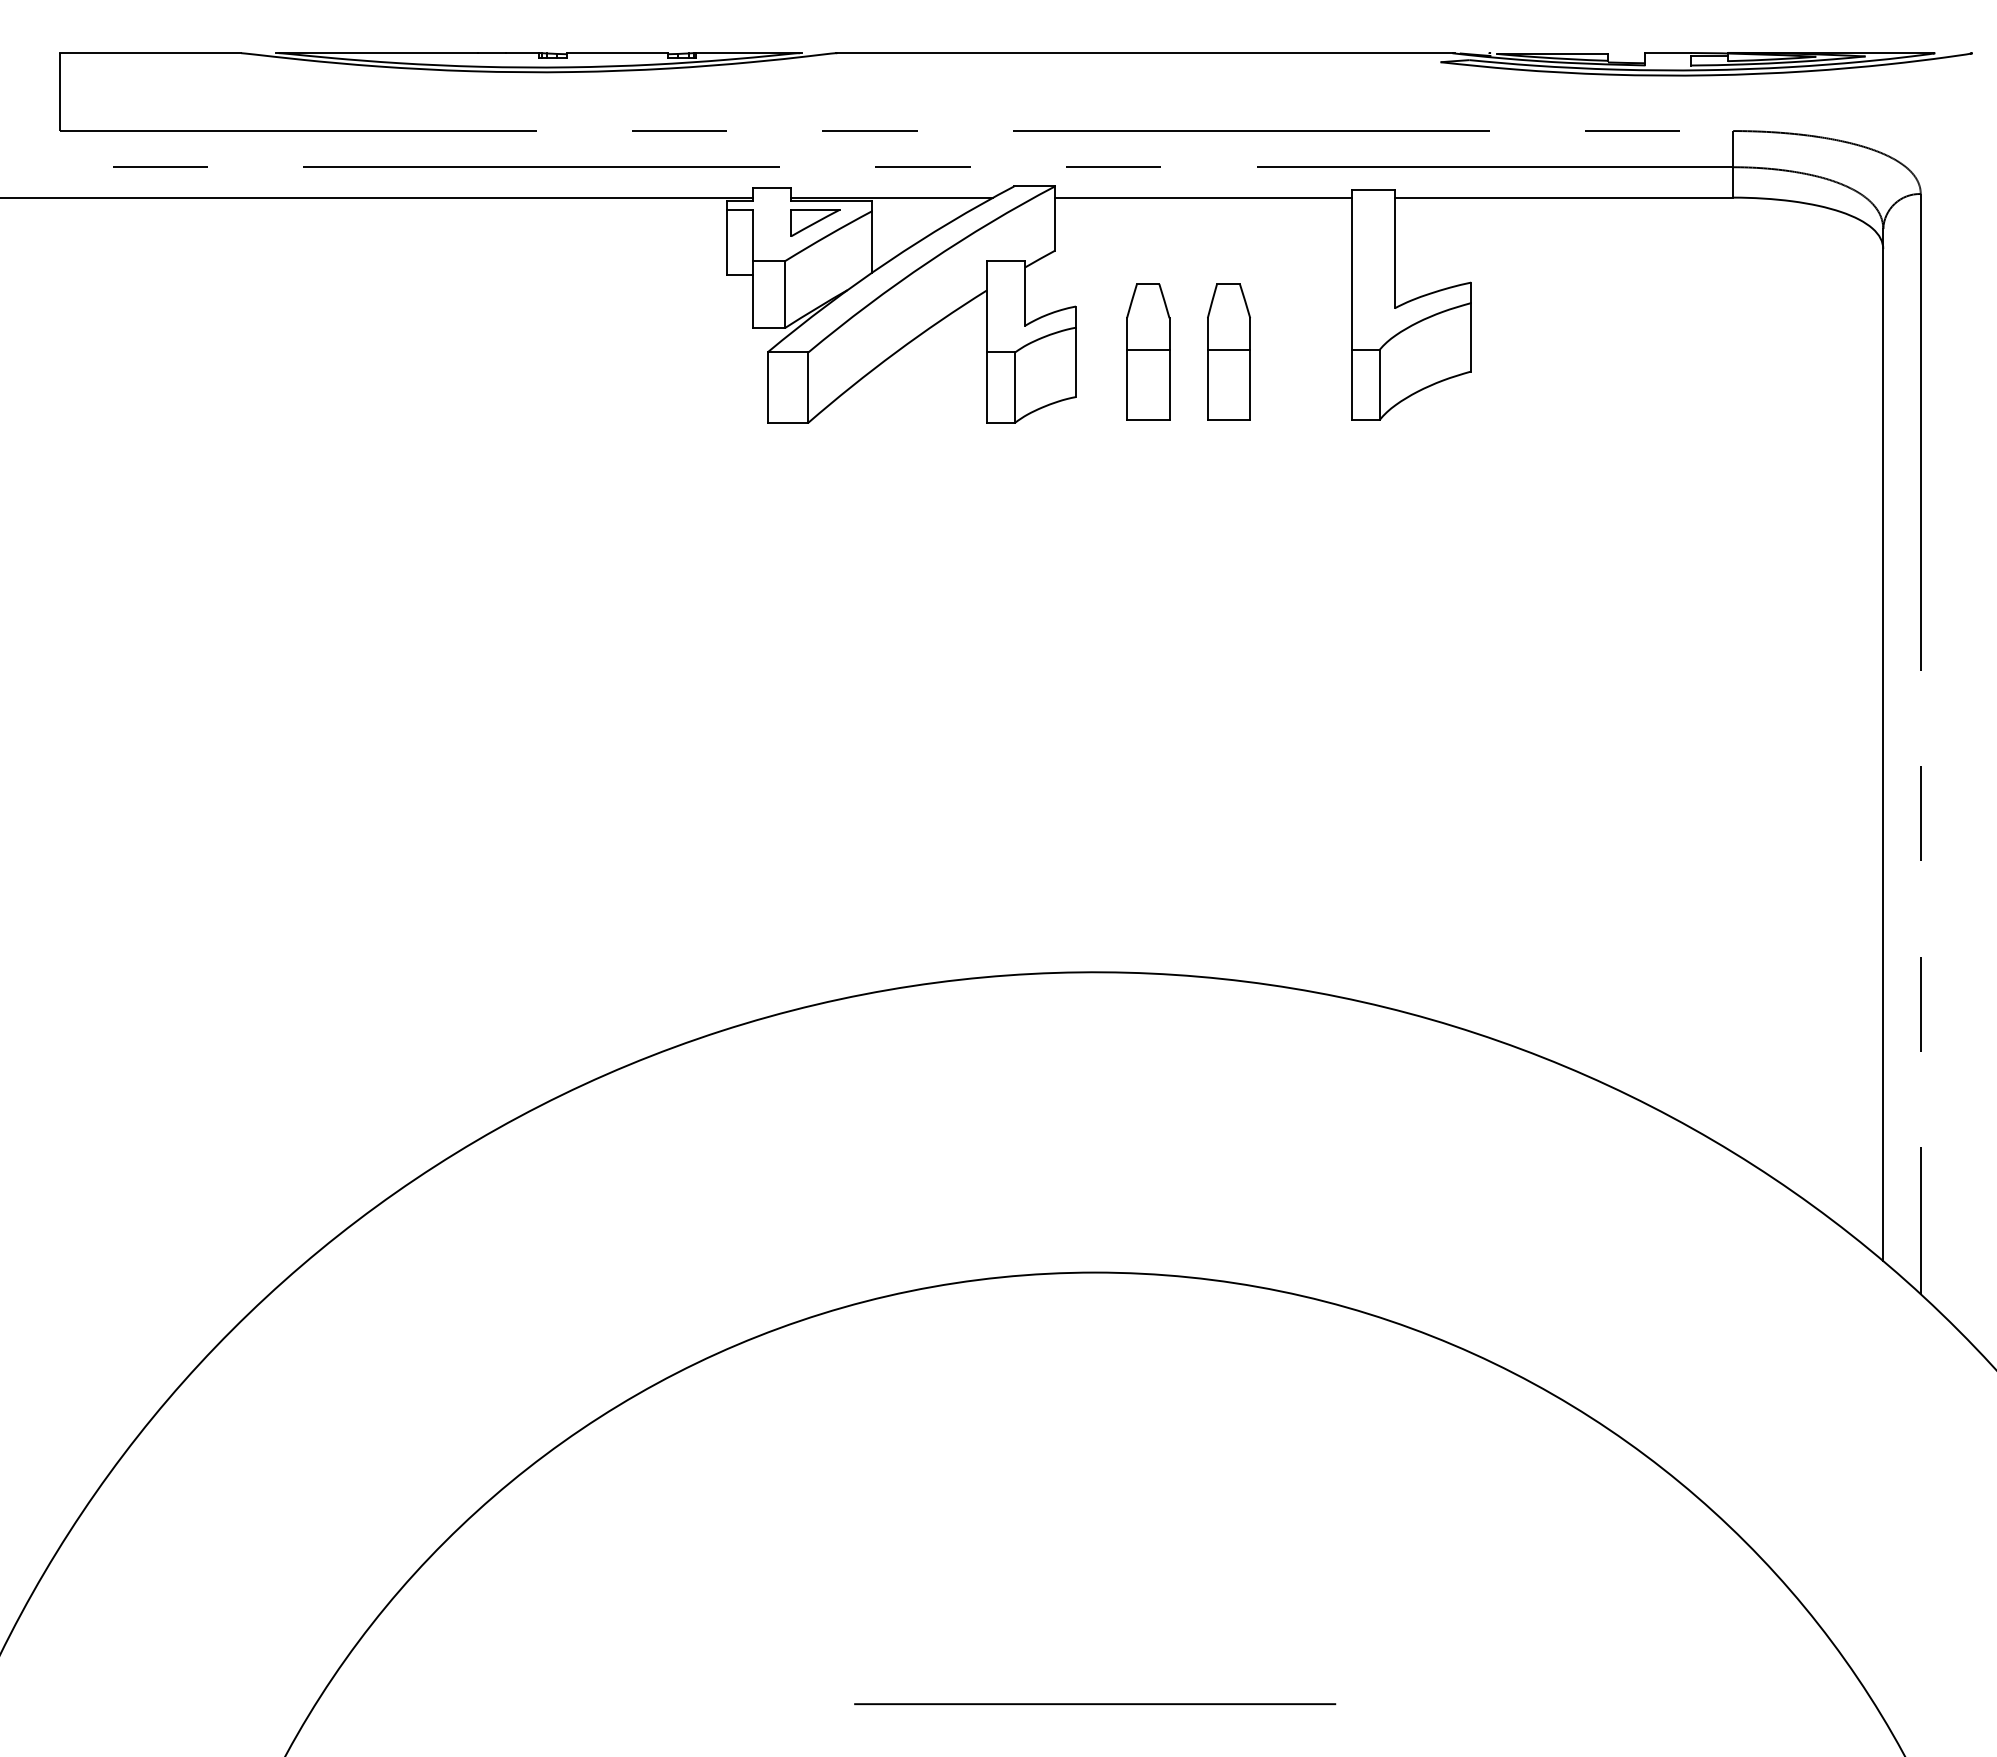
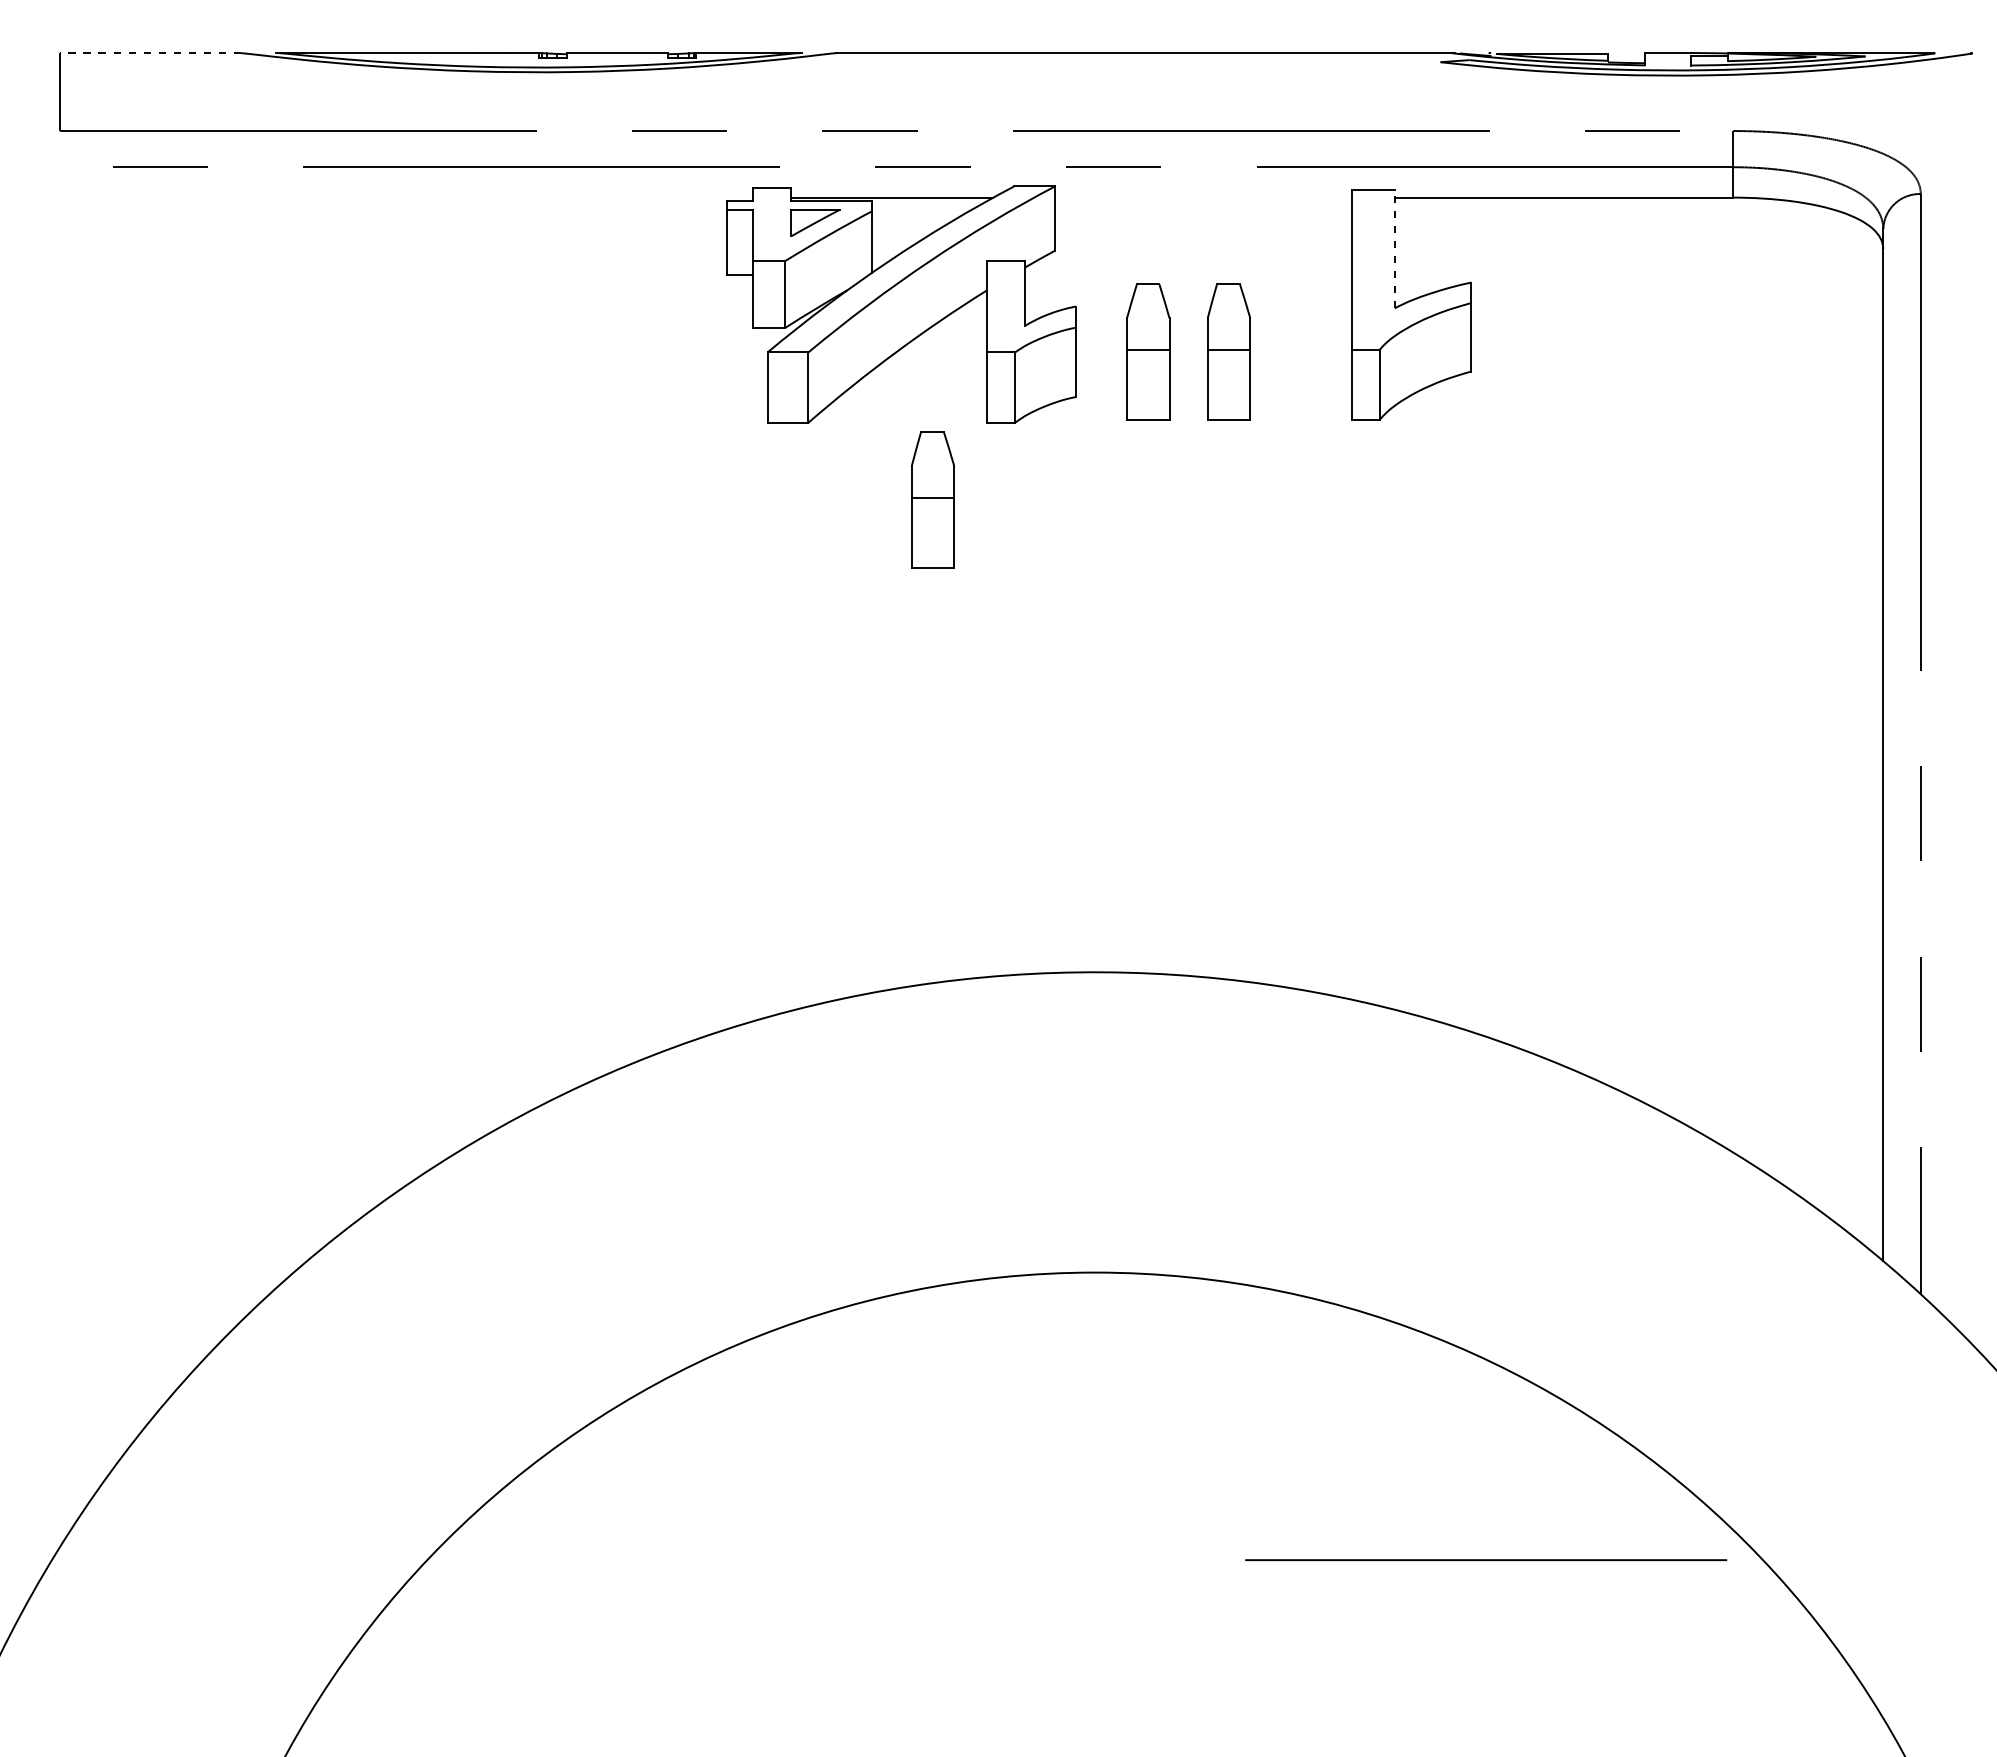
line: solid -> dashed (150, 52)
line: present -> none (377, 197)
line: present -> none (1203, 197)
line: solid -> dashed (1394, 248)
part: none -> present (932, 499)
line position: (1095, 1704) -> (1486, 1560) (1486, 1560)
